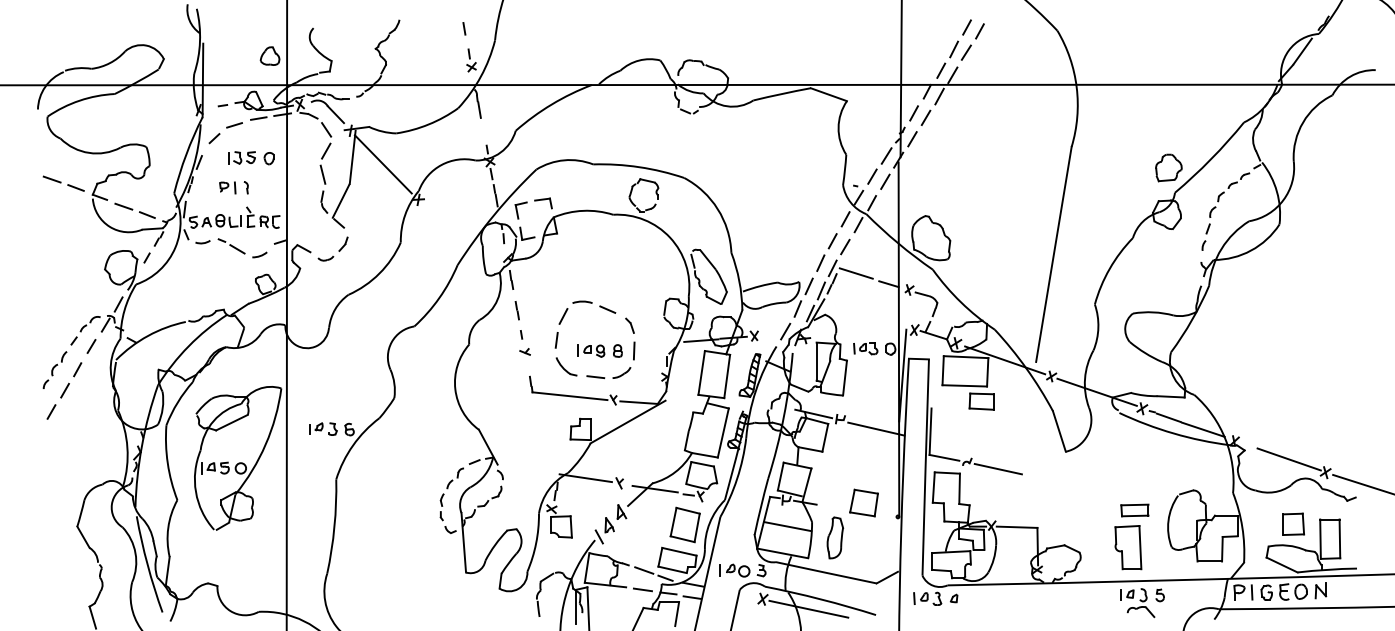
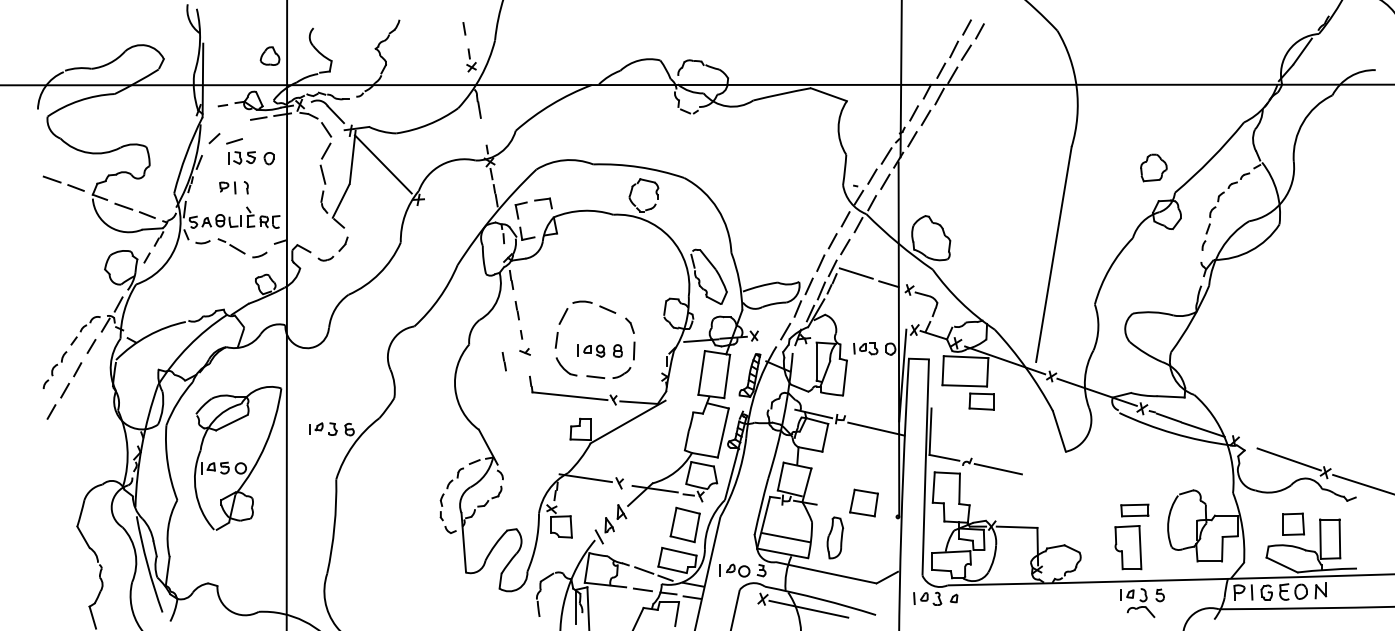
line position: (234, 125) -> (234, 141) (234, 141)
part position: (1168, 167) -> (1153, 167) (1153, 167)
line: none -> present (503, 361)
line position: (787, 526) -> (785, 537) (785, 537)
